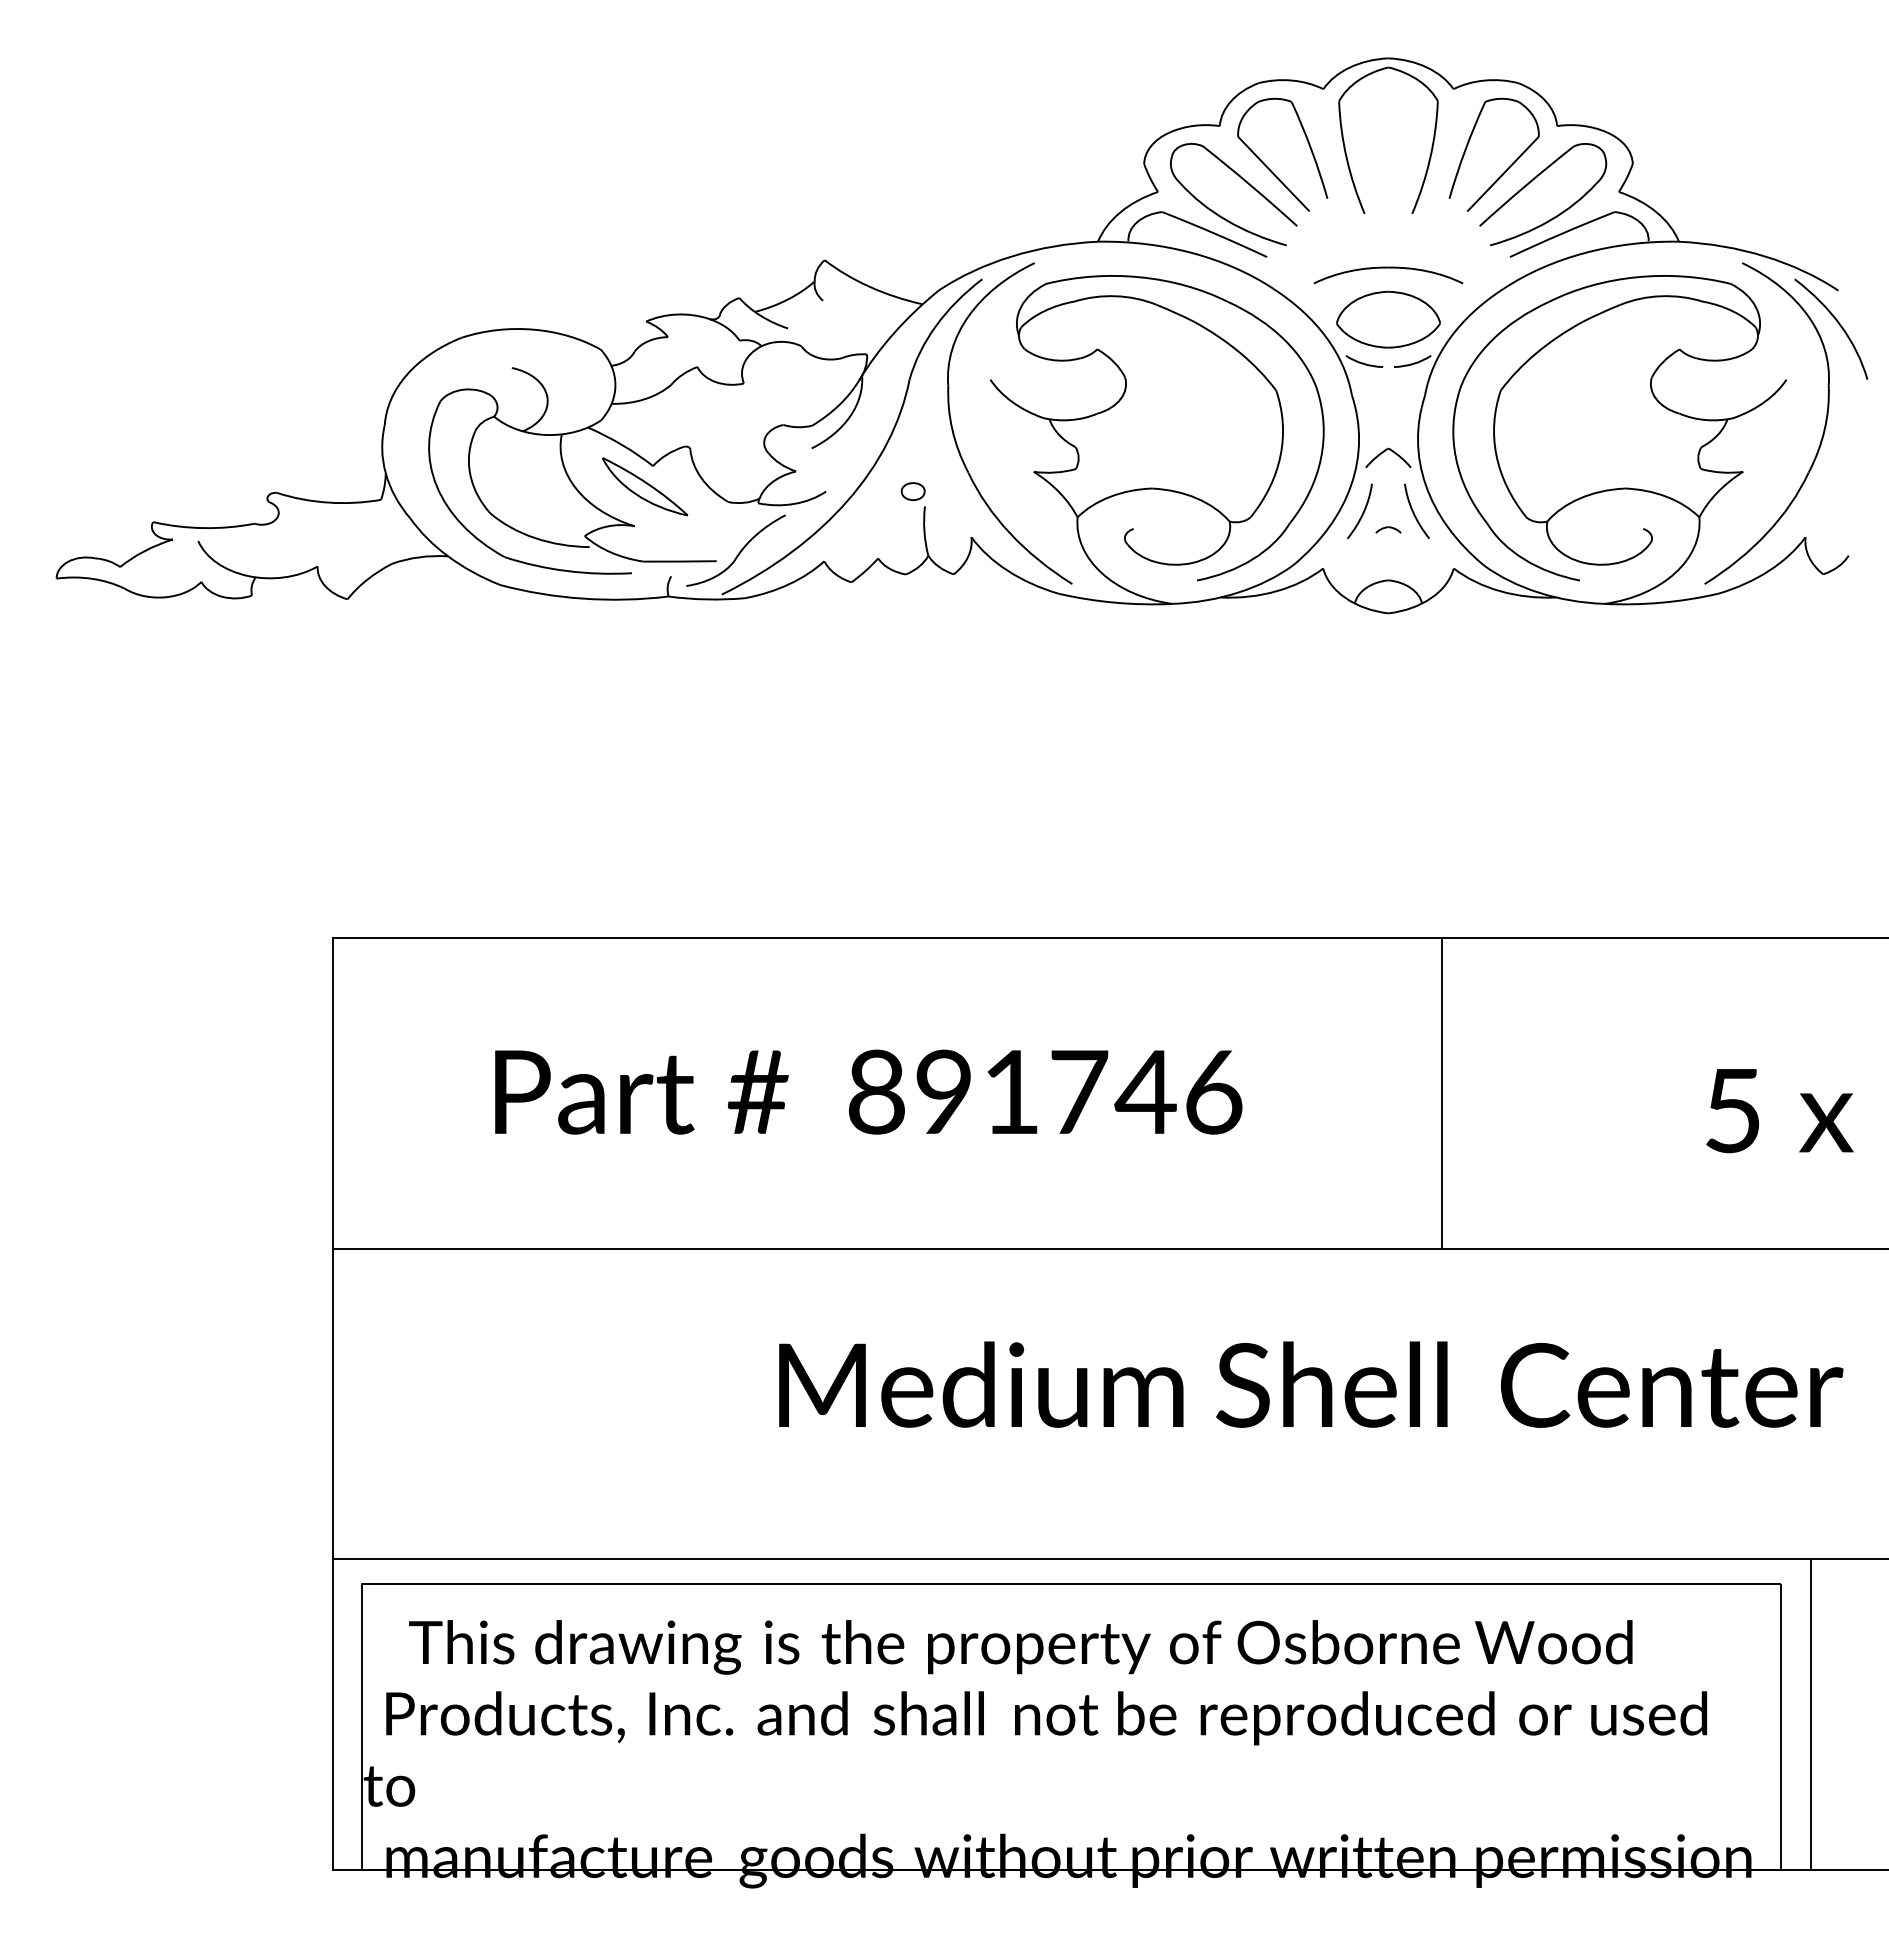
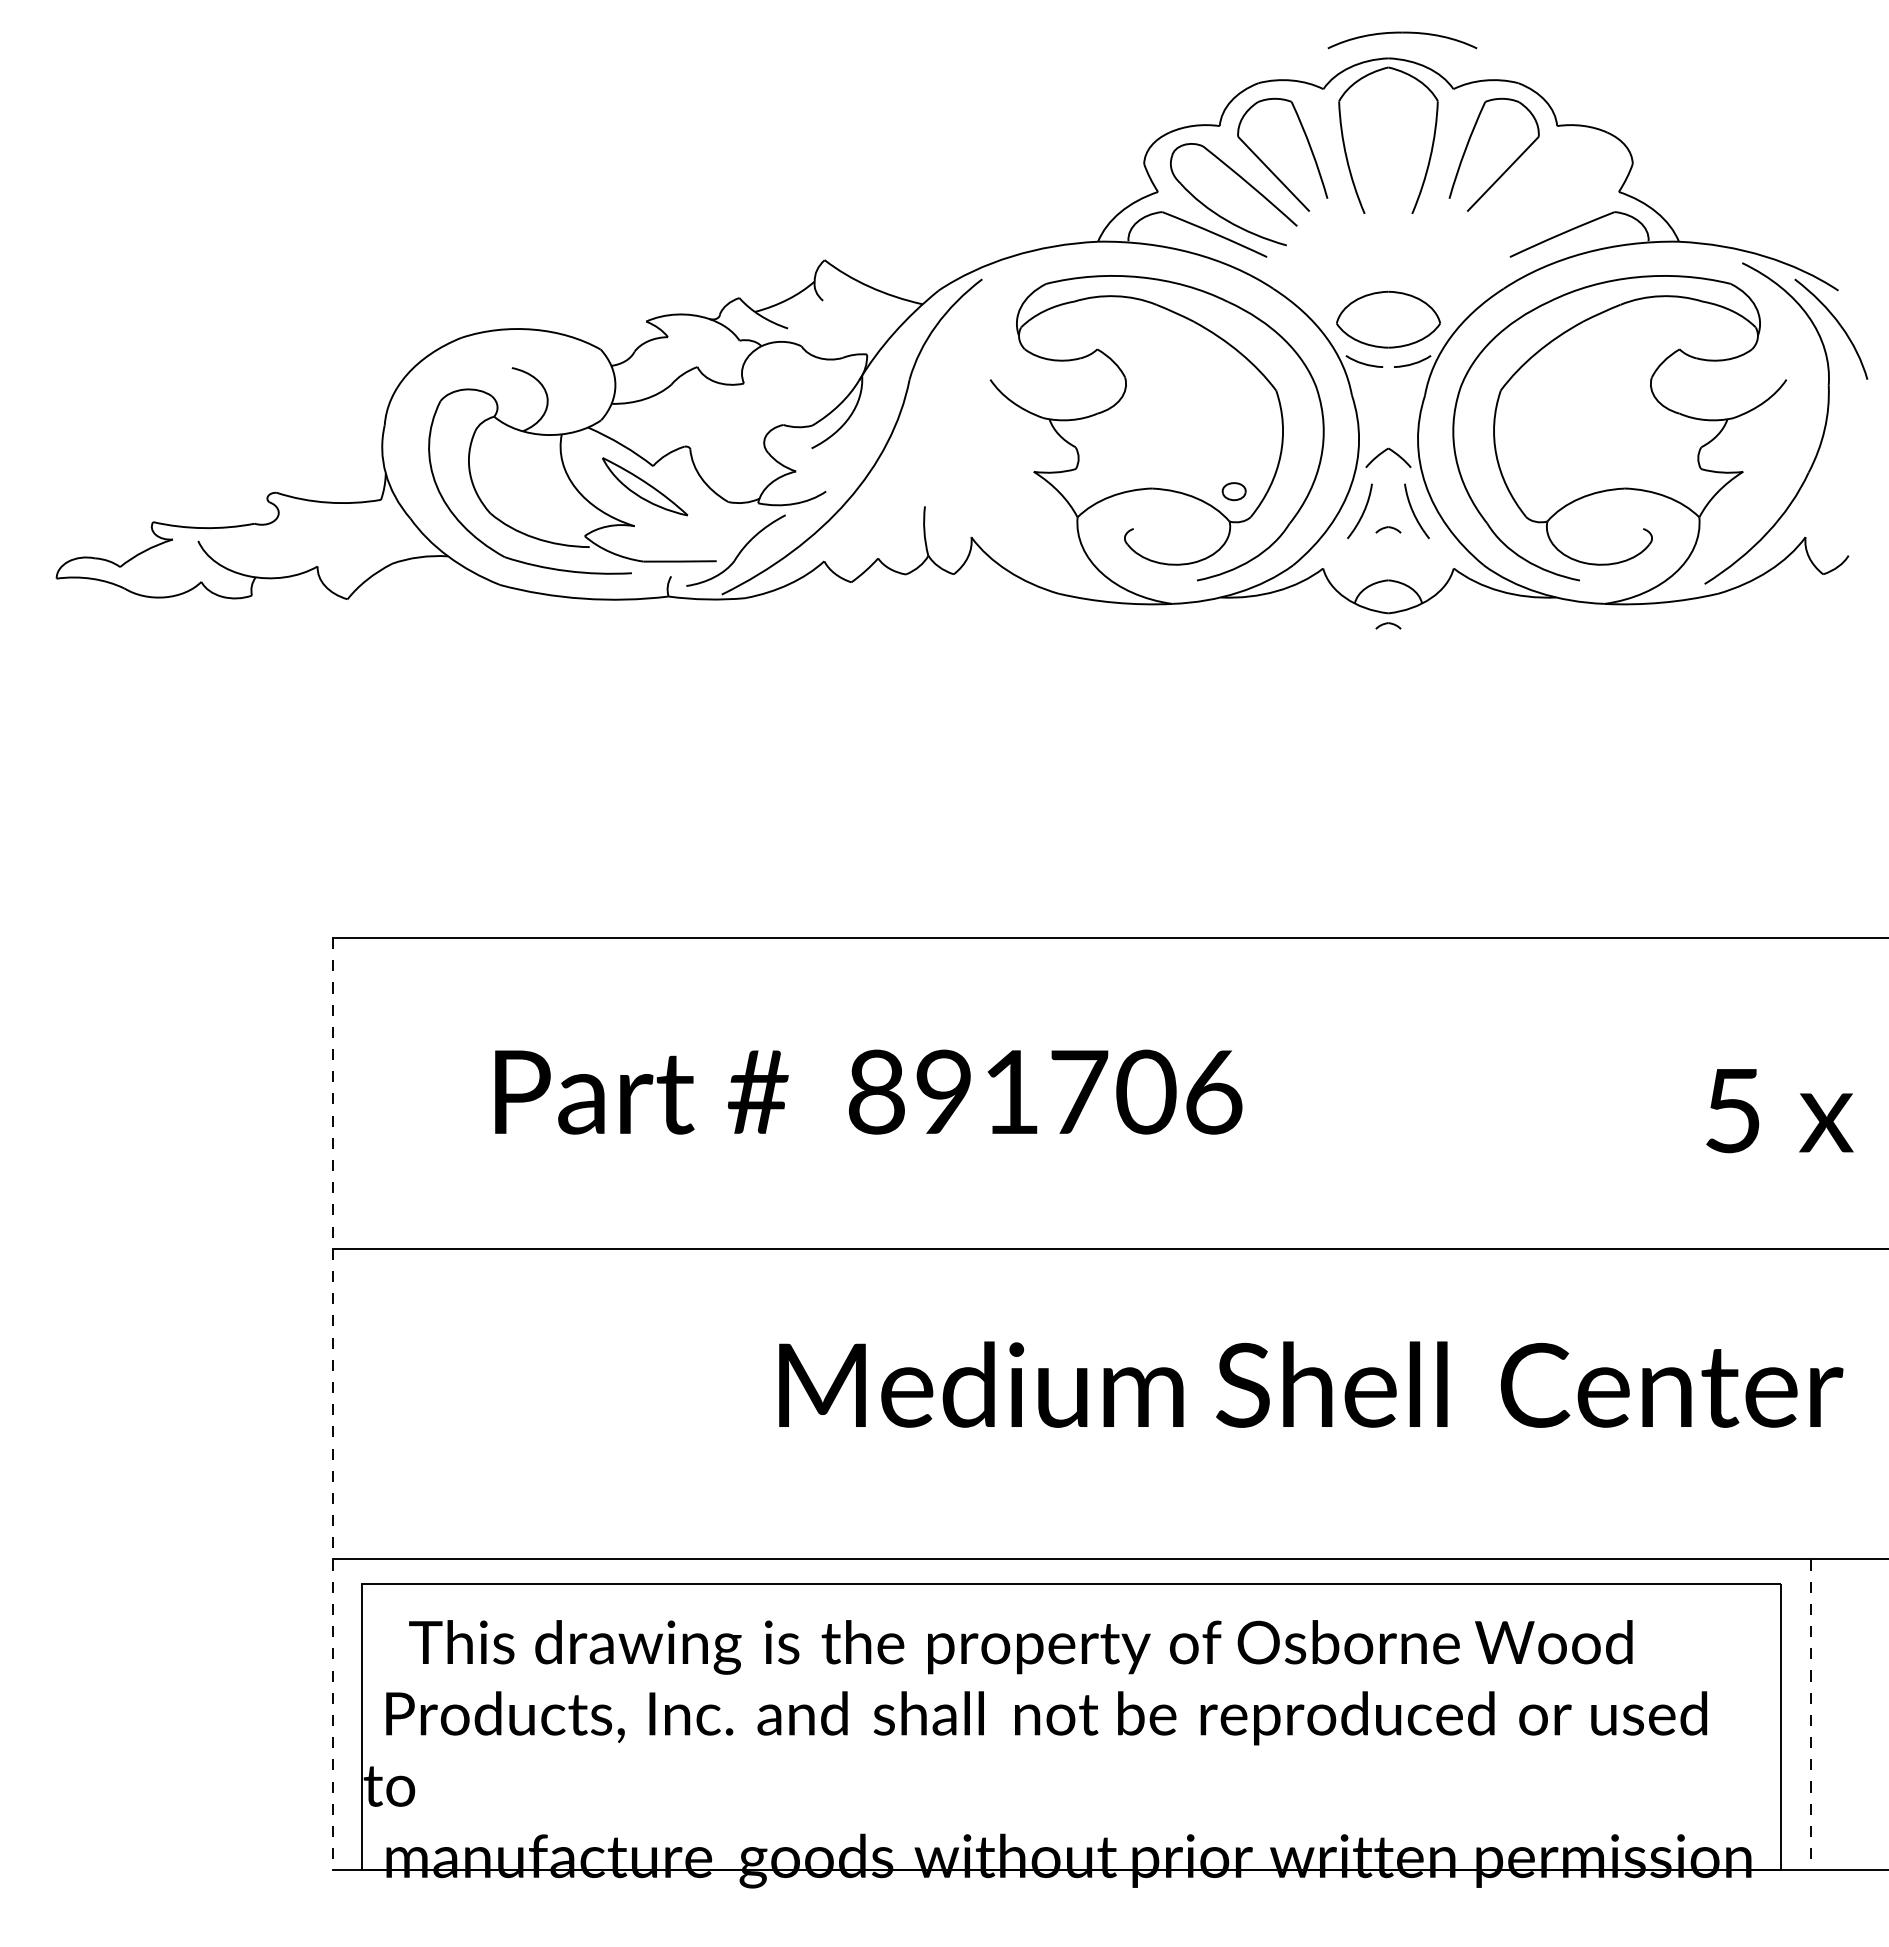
part: present -> none (1531, 182)
part position: (1388, 268) -> (1402, 33) (1402, 33)
part: present -> none (956, 440)
part position: (912, 491) -> (1233, 491) (1233, 491)
part: none -> present (1388, 625)
text: 891746 -> 891706 (1145, 1091)
line: present -> none (1442, 1093)
line: solid -> dashed (332, 1404)
line: solid -> dashed (1811, 1715)
